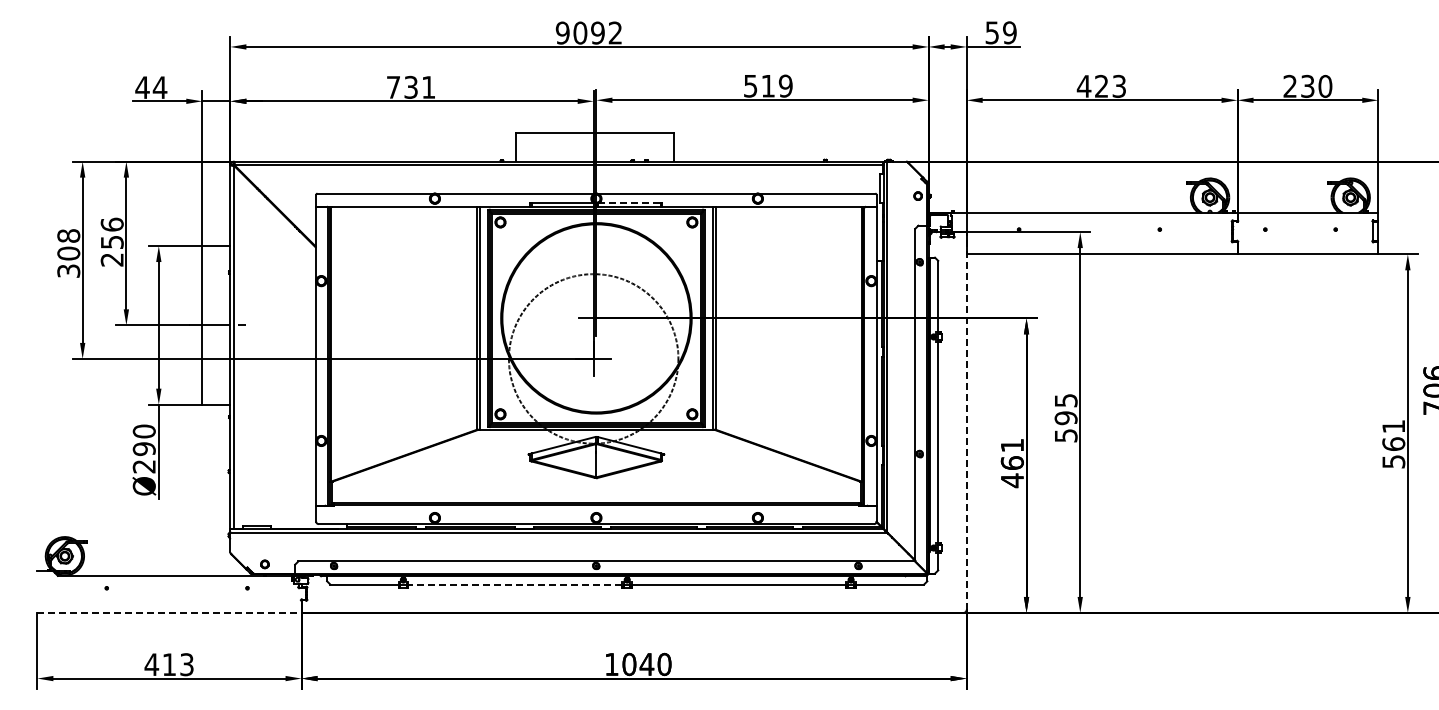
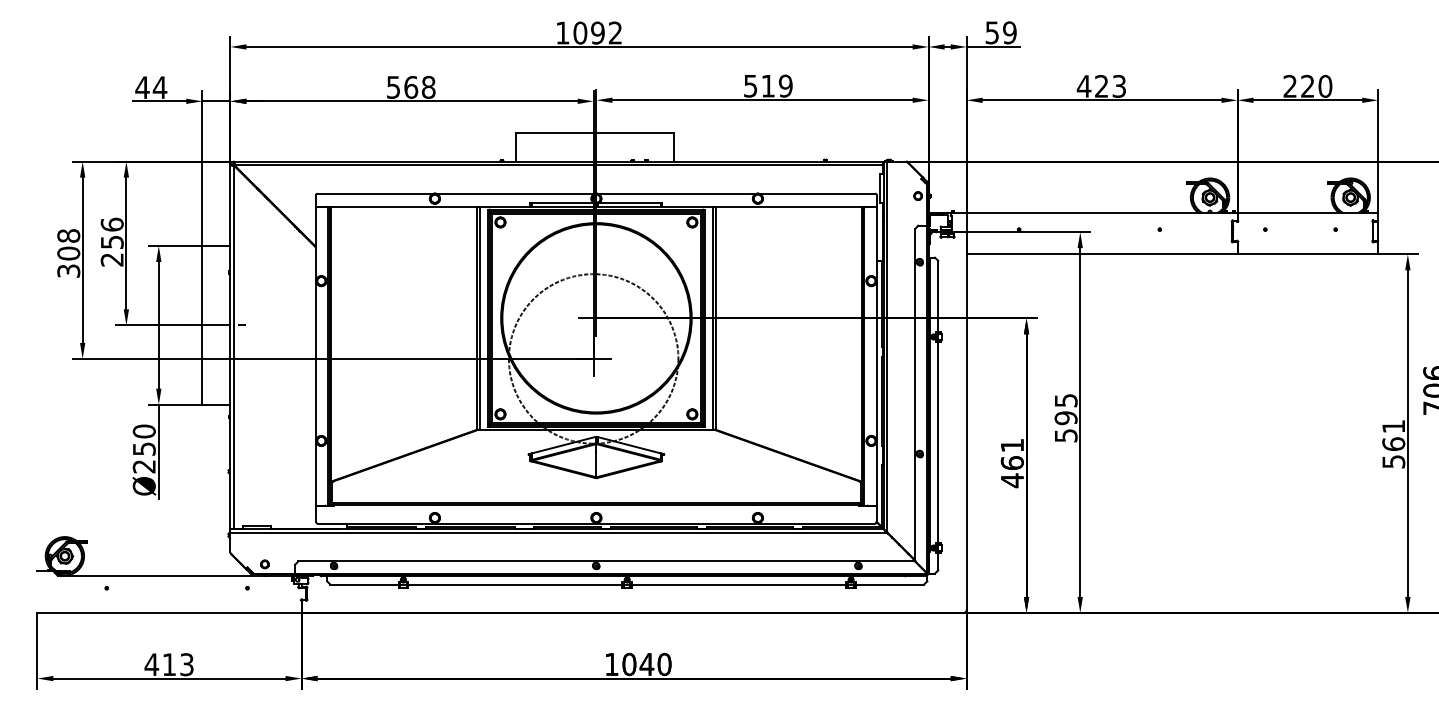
text: 9092 -> 1092 (562, 32)
text: 731 -> 568 (411, 86)
text: 230 -> 220 (1307, 86)
line: dashed -> solid (629, 202)
line: dashed -> solid (966, 420)
text: Ø290 -> Ø250 (143, 449)
line: dashed -> solid (514, 584)
line: dashed -> solid (169, 612)
